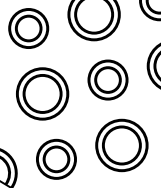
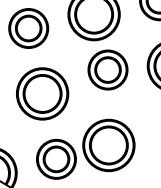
part position: (107, 79) -> (107, 69) (107, 69)
part position: (121, 145) -> (108, 145) (108, 145)
